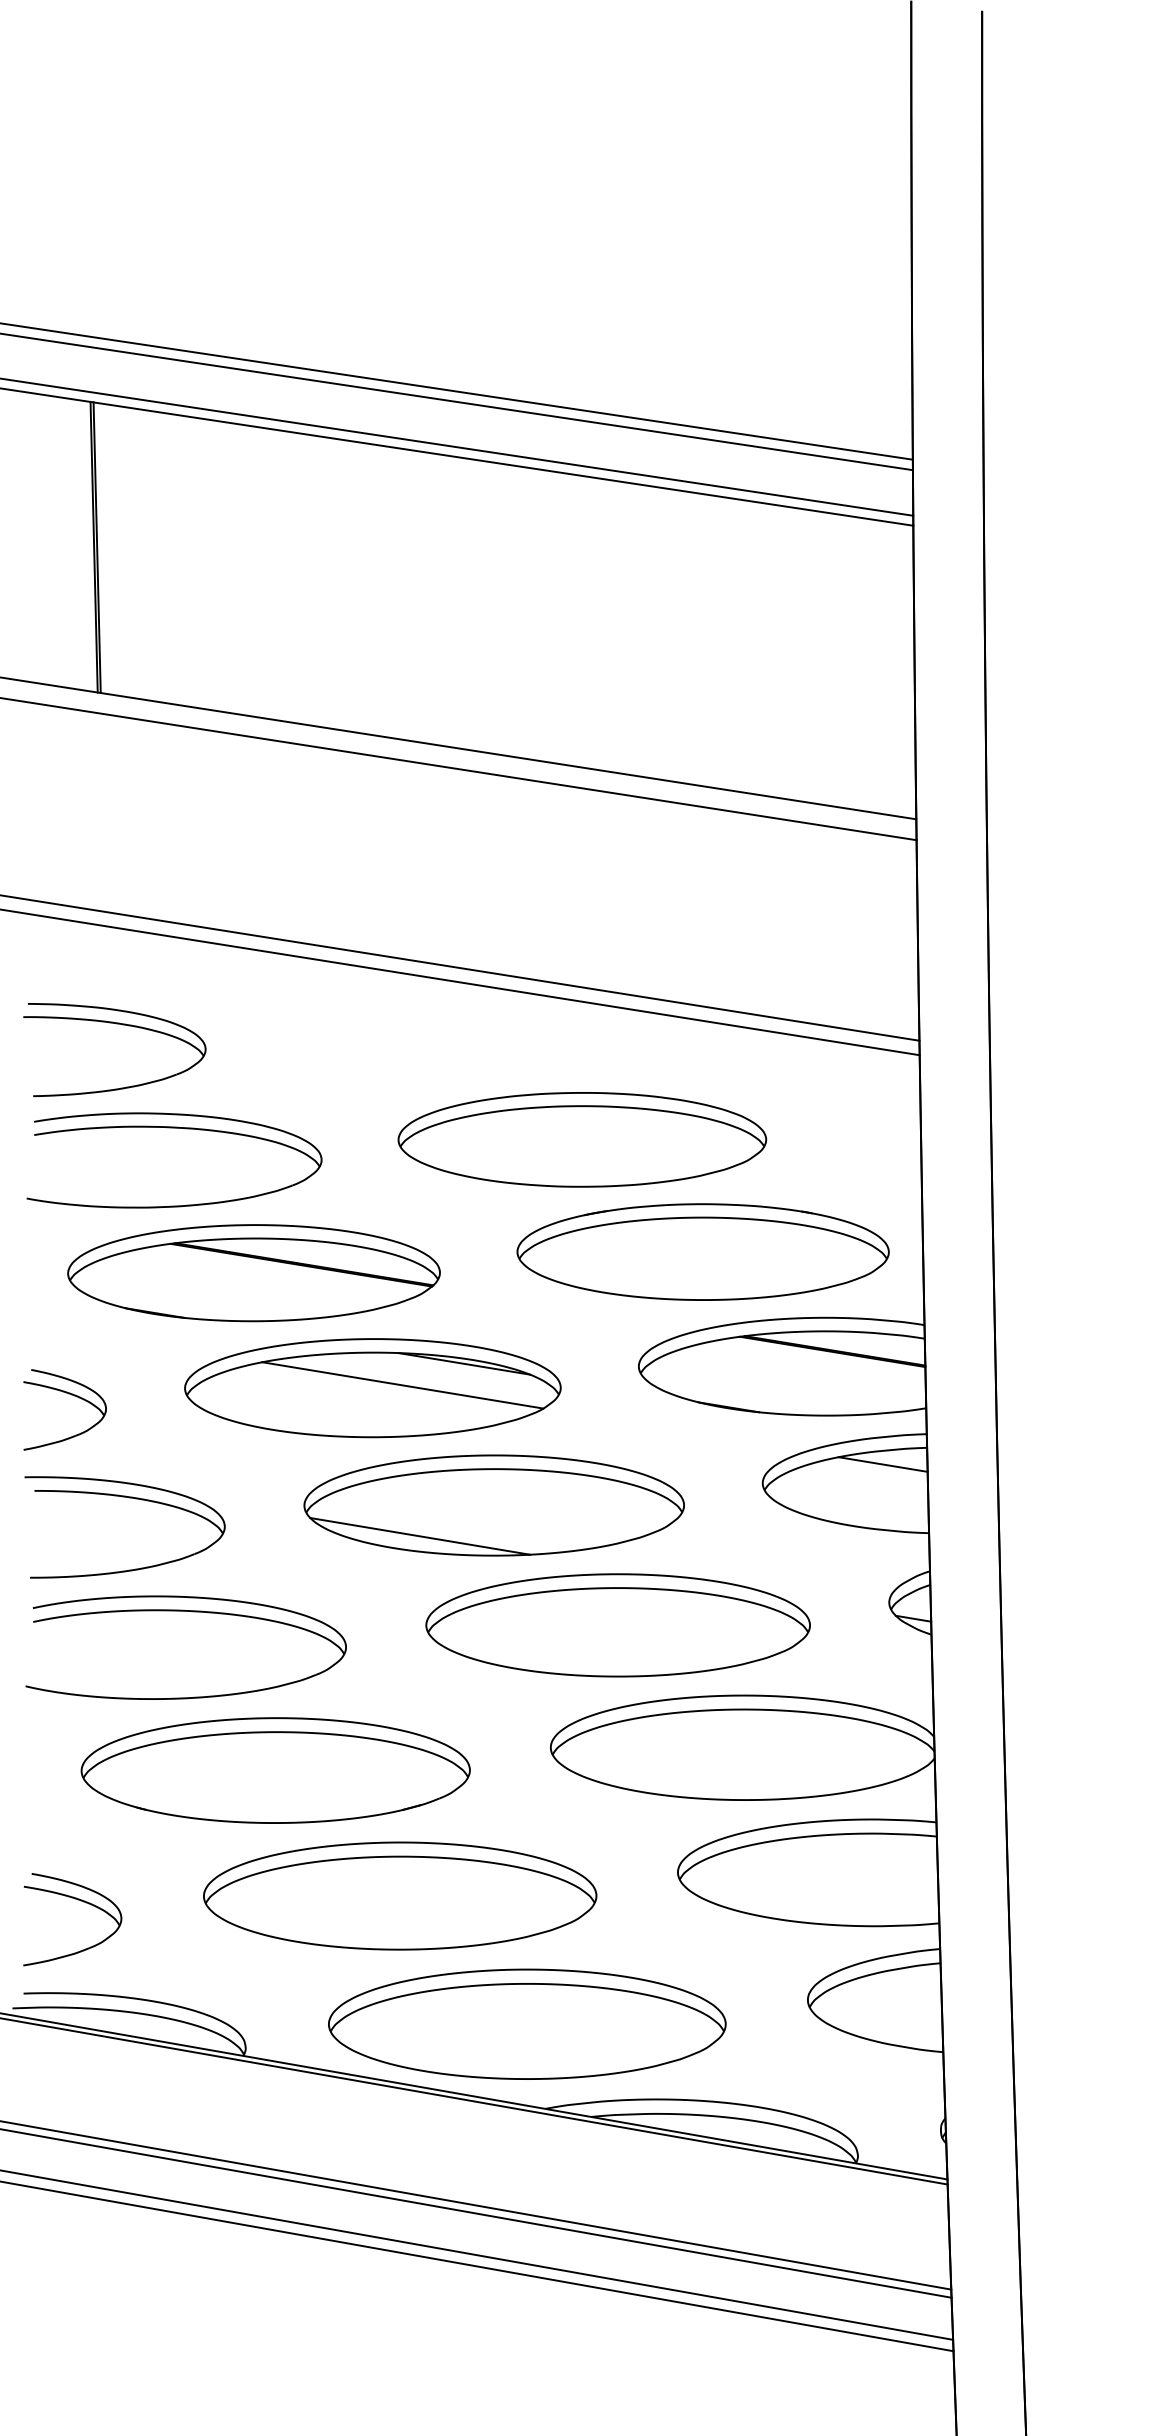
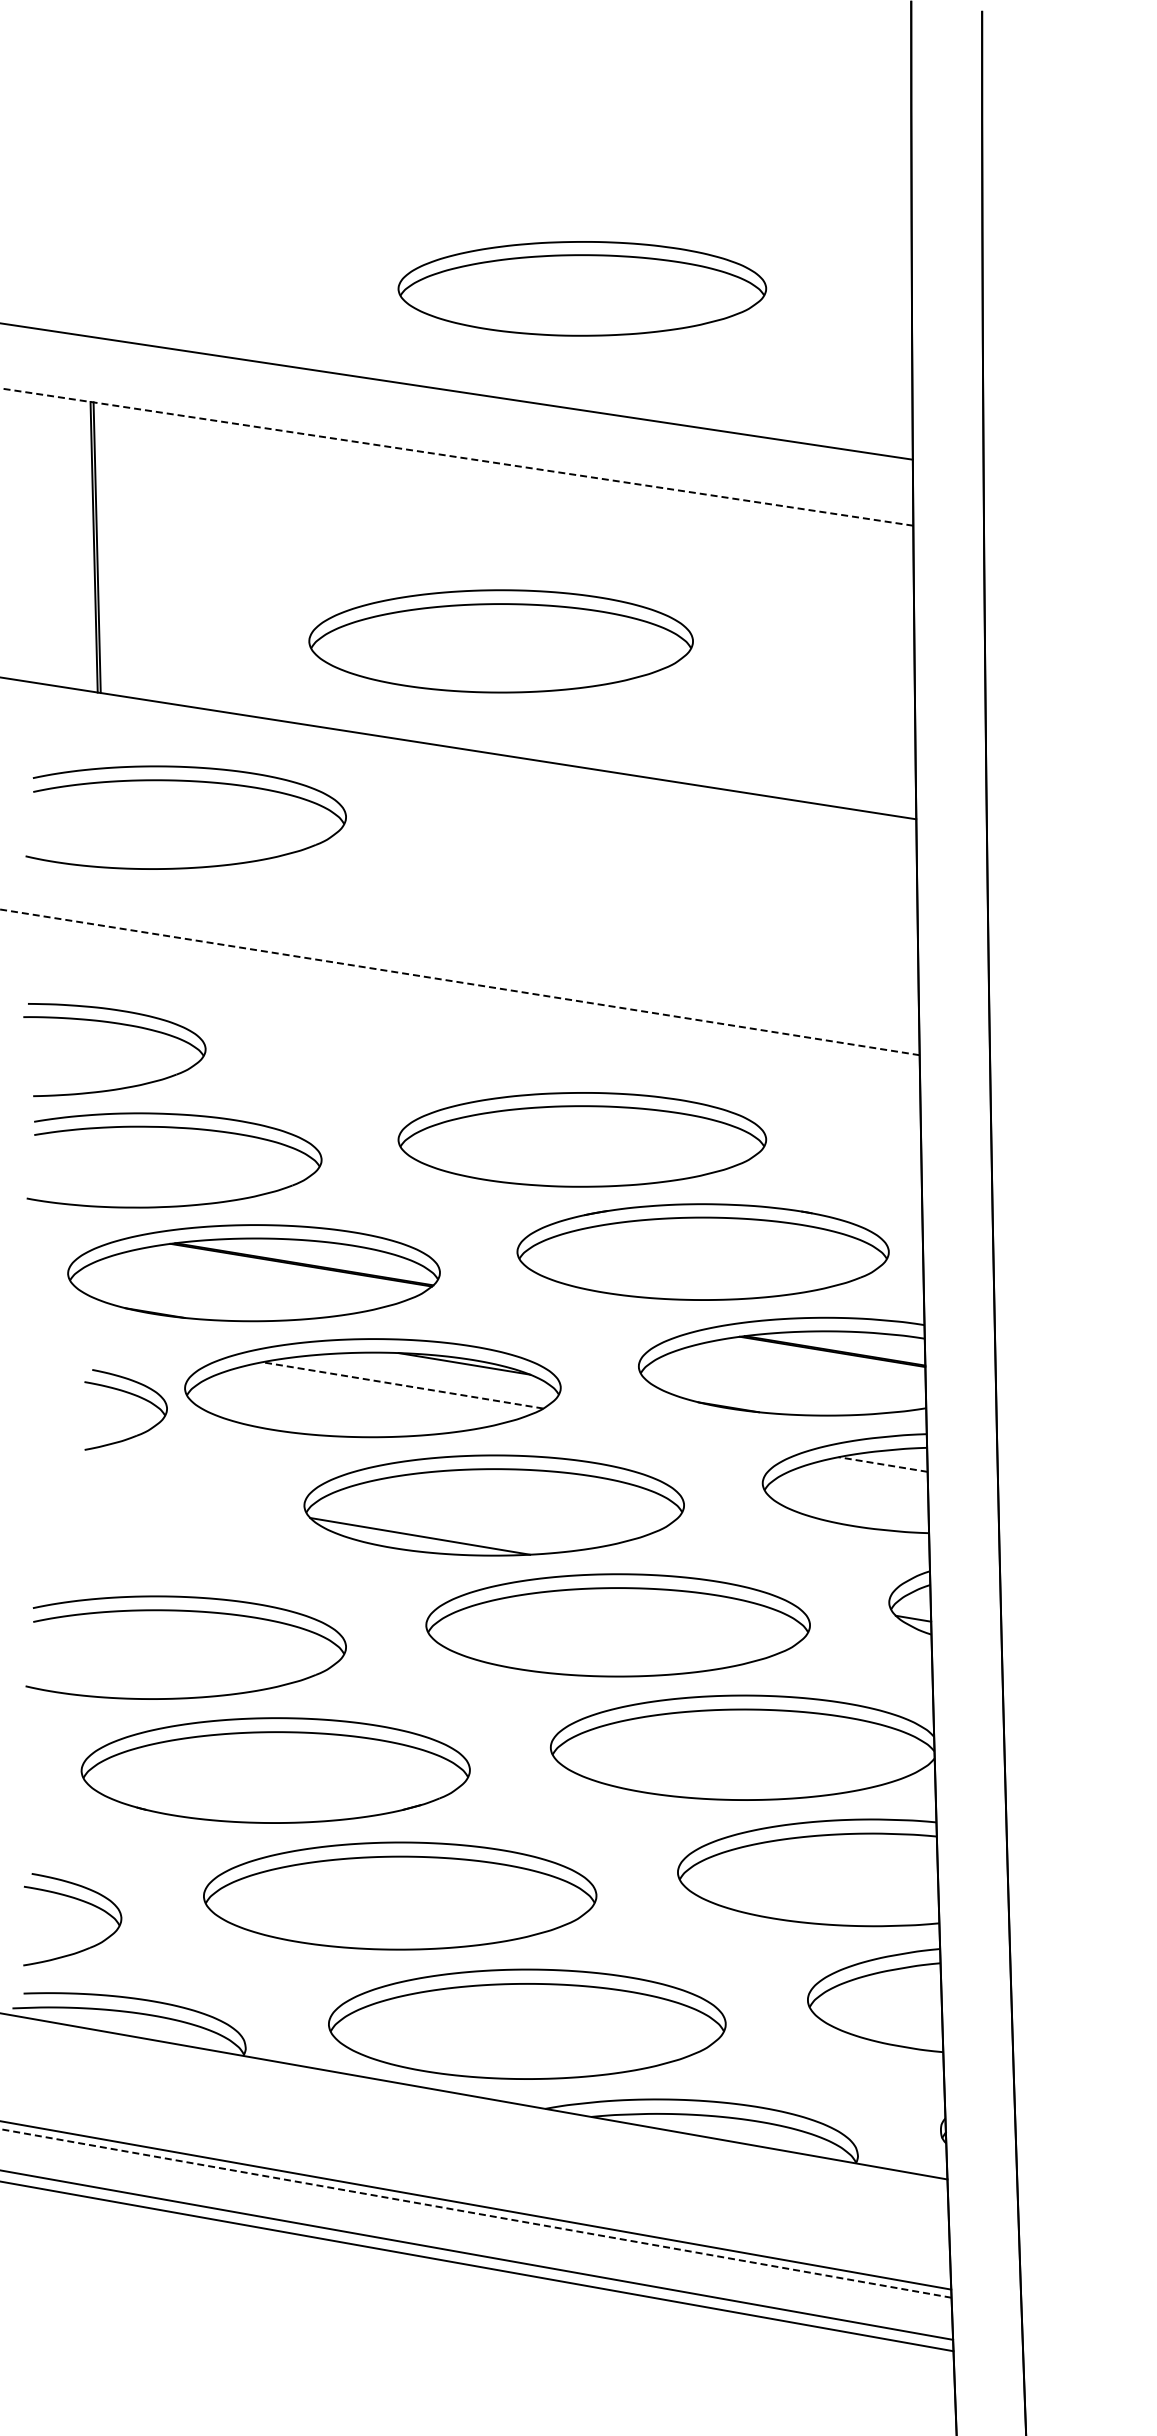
part: none -> present (582, 288)
line: present -> none (457, 402)
line: present -> none (457, 446)
line: solid -> dashed (456, 457)
part: none -> present (500, 641)
line: present -> none (459, 769)
part: none -> present (192, 782)
line: present -> none (460, 967)
line: solid -> dashed (459, 982)
line: solid -> dashed (402, 1385)
part position: (68, 1394) -> (129, 1394) (129, 1394)
line: solid -> dashed (882, 1464)
part: present -> none (129, 1498)
line: present -> none (474, 2101)
line: solid -> dashed (476, 2213)
